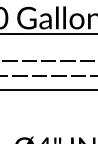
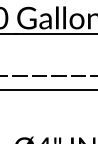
line: present -> none (48, 60)
